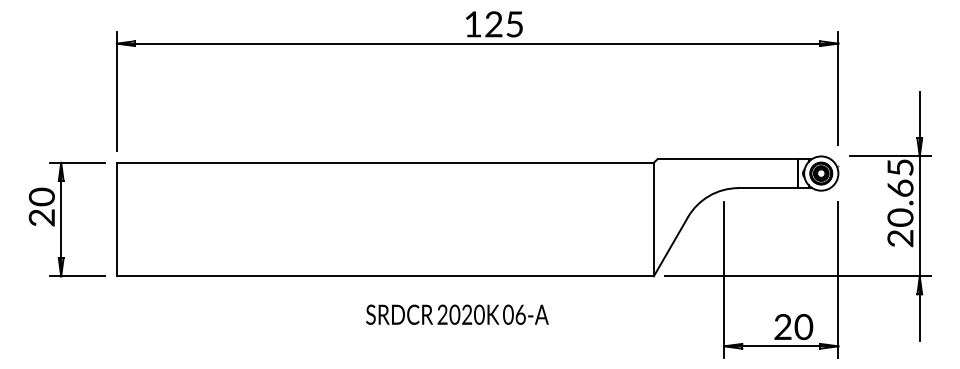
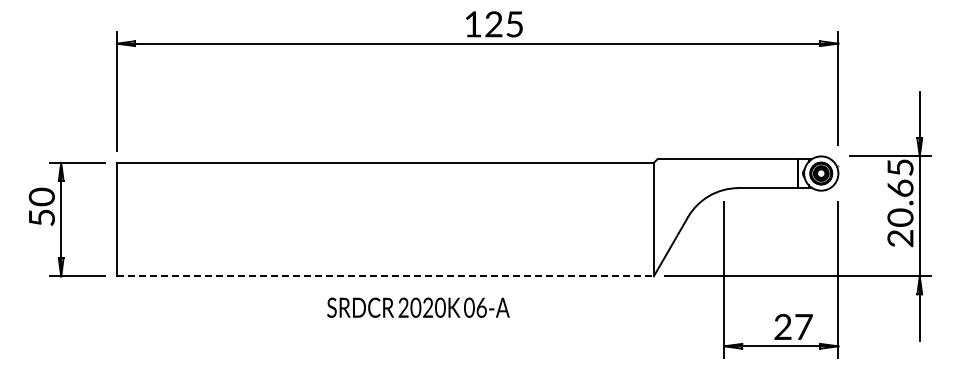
text: 20 -> 50 (41, 217)
line: solid -> dashed (385, 276)
text position: (457, 314) -> (418, 307) (418, 307)
text: 20 -> 27 (803, 327)
